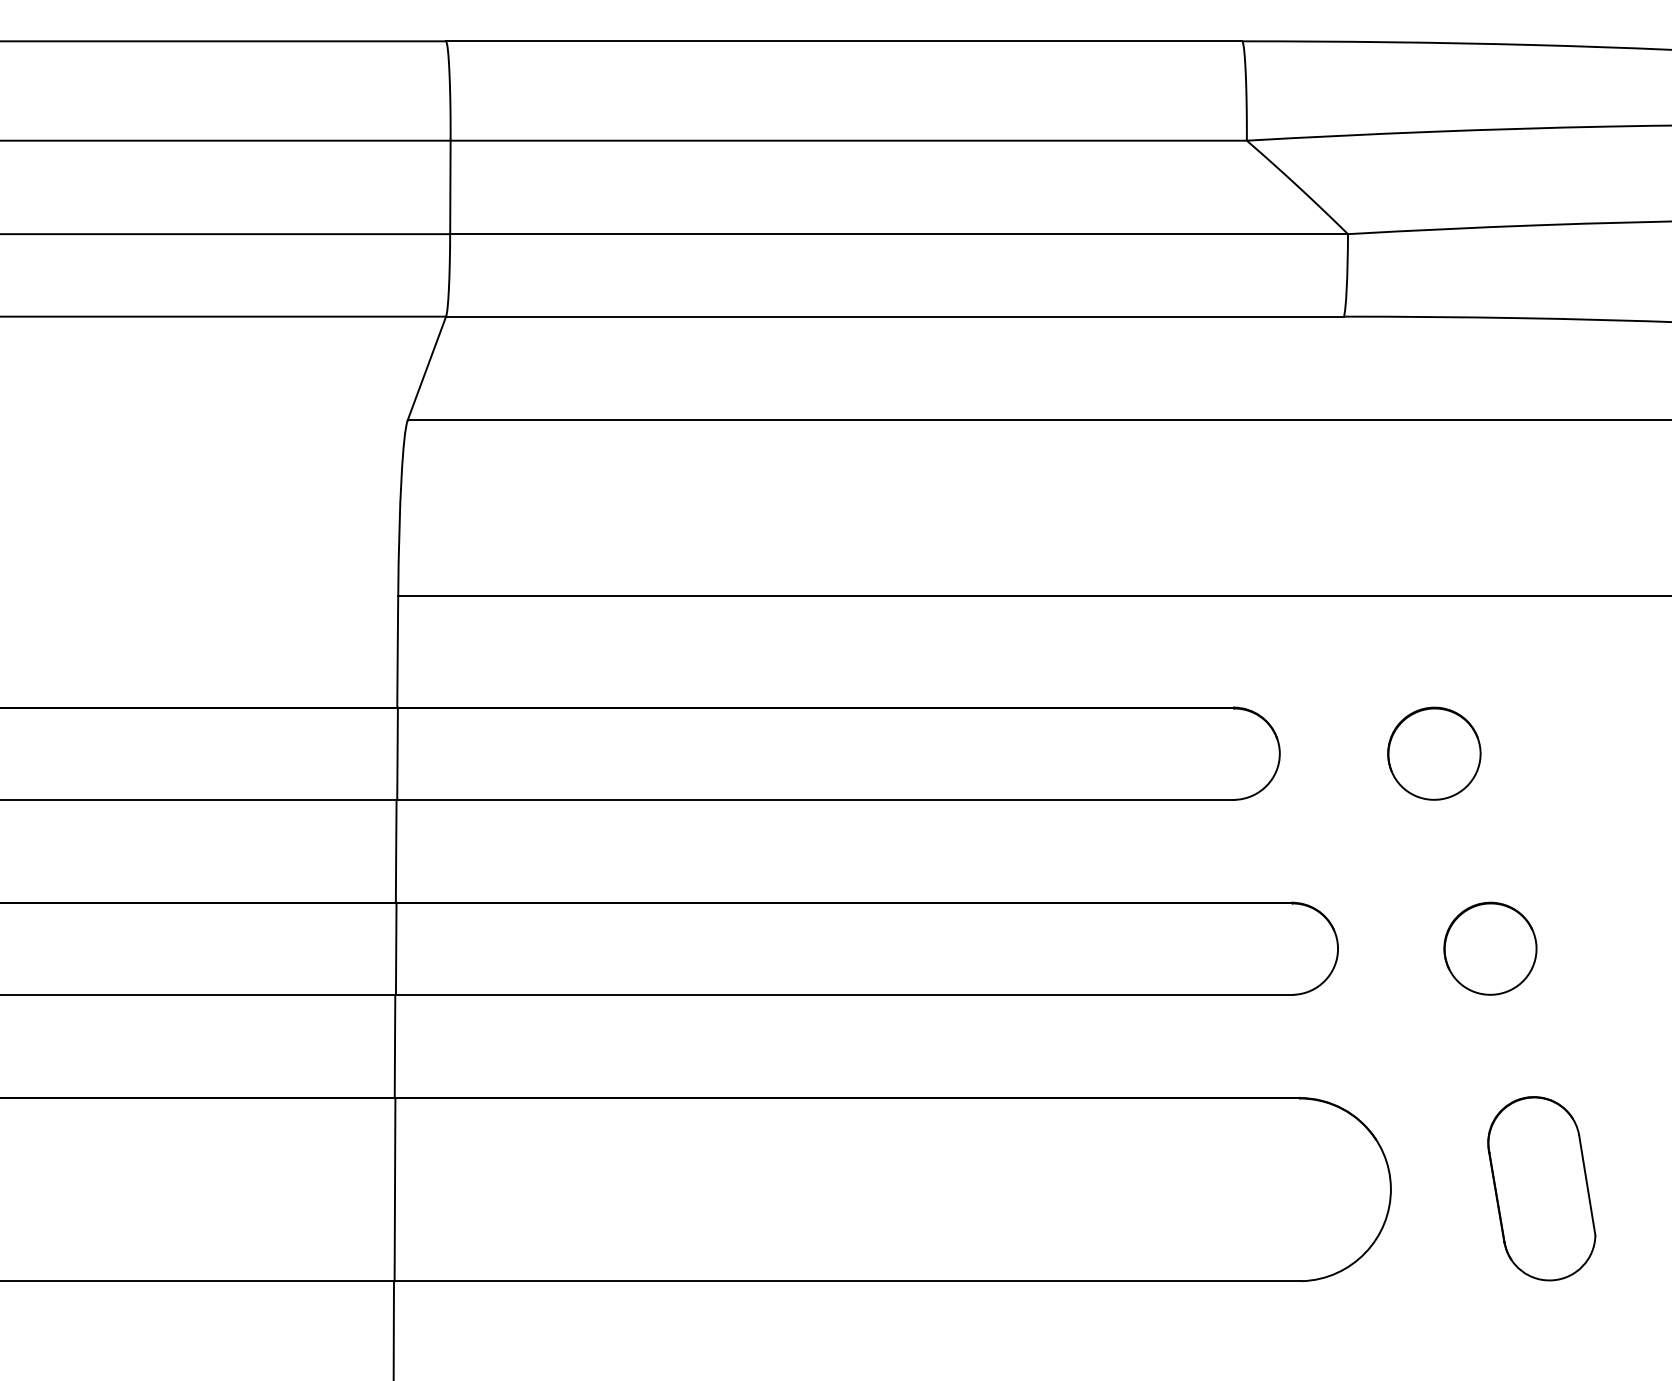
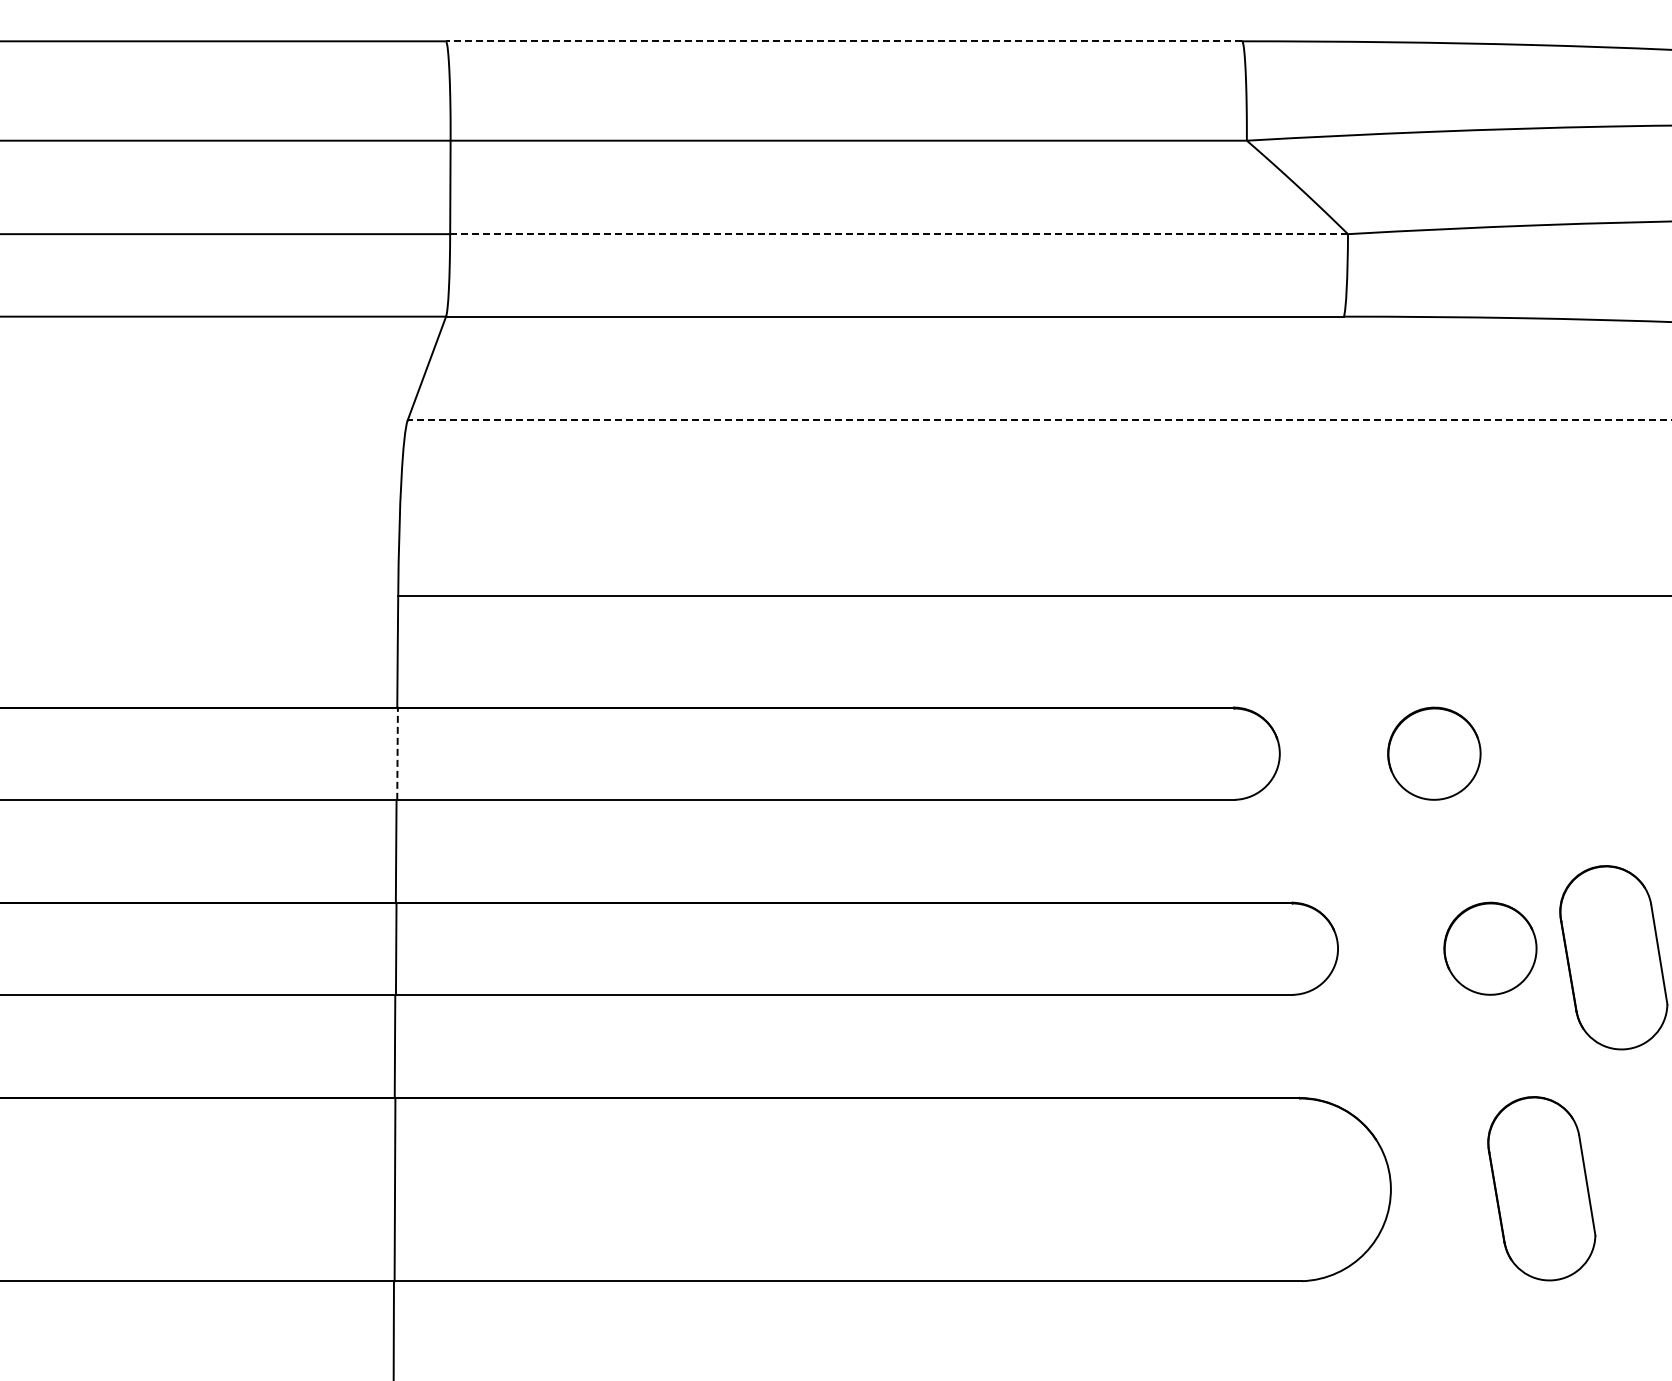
line: solid -> dashed (843, 41)
line: solid -> dashed (899, 234)
line: solid -> dashed (1039, 420)
line: solid -> dashed (397, 754)
part: none -> present (1613, 957)
